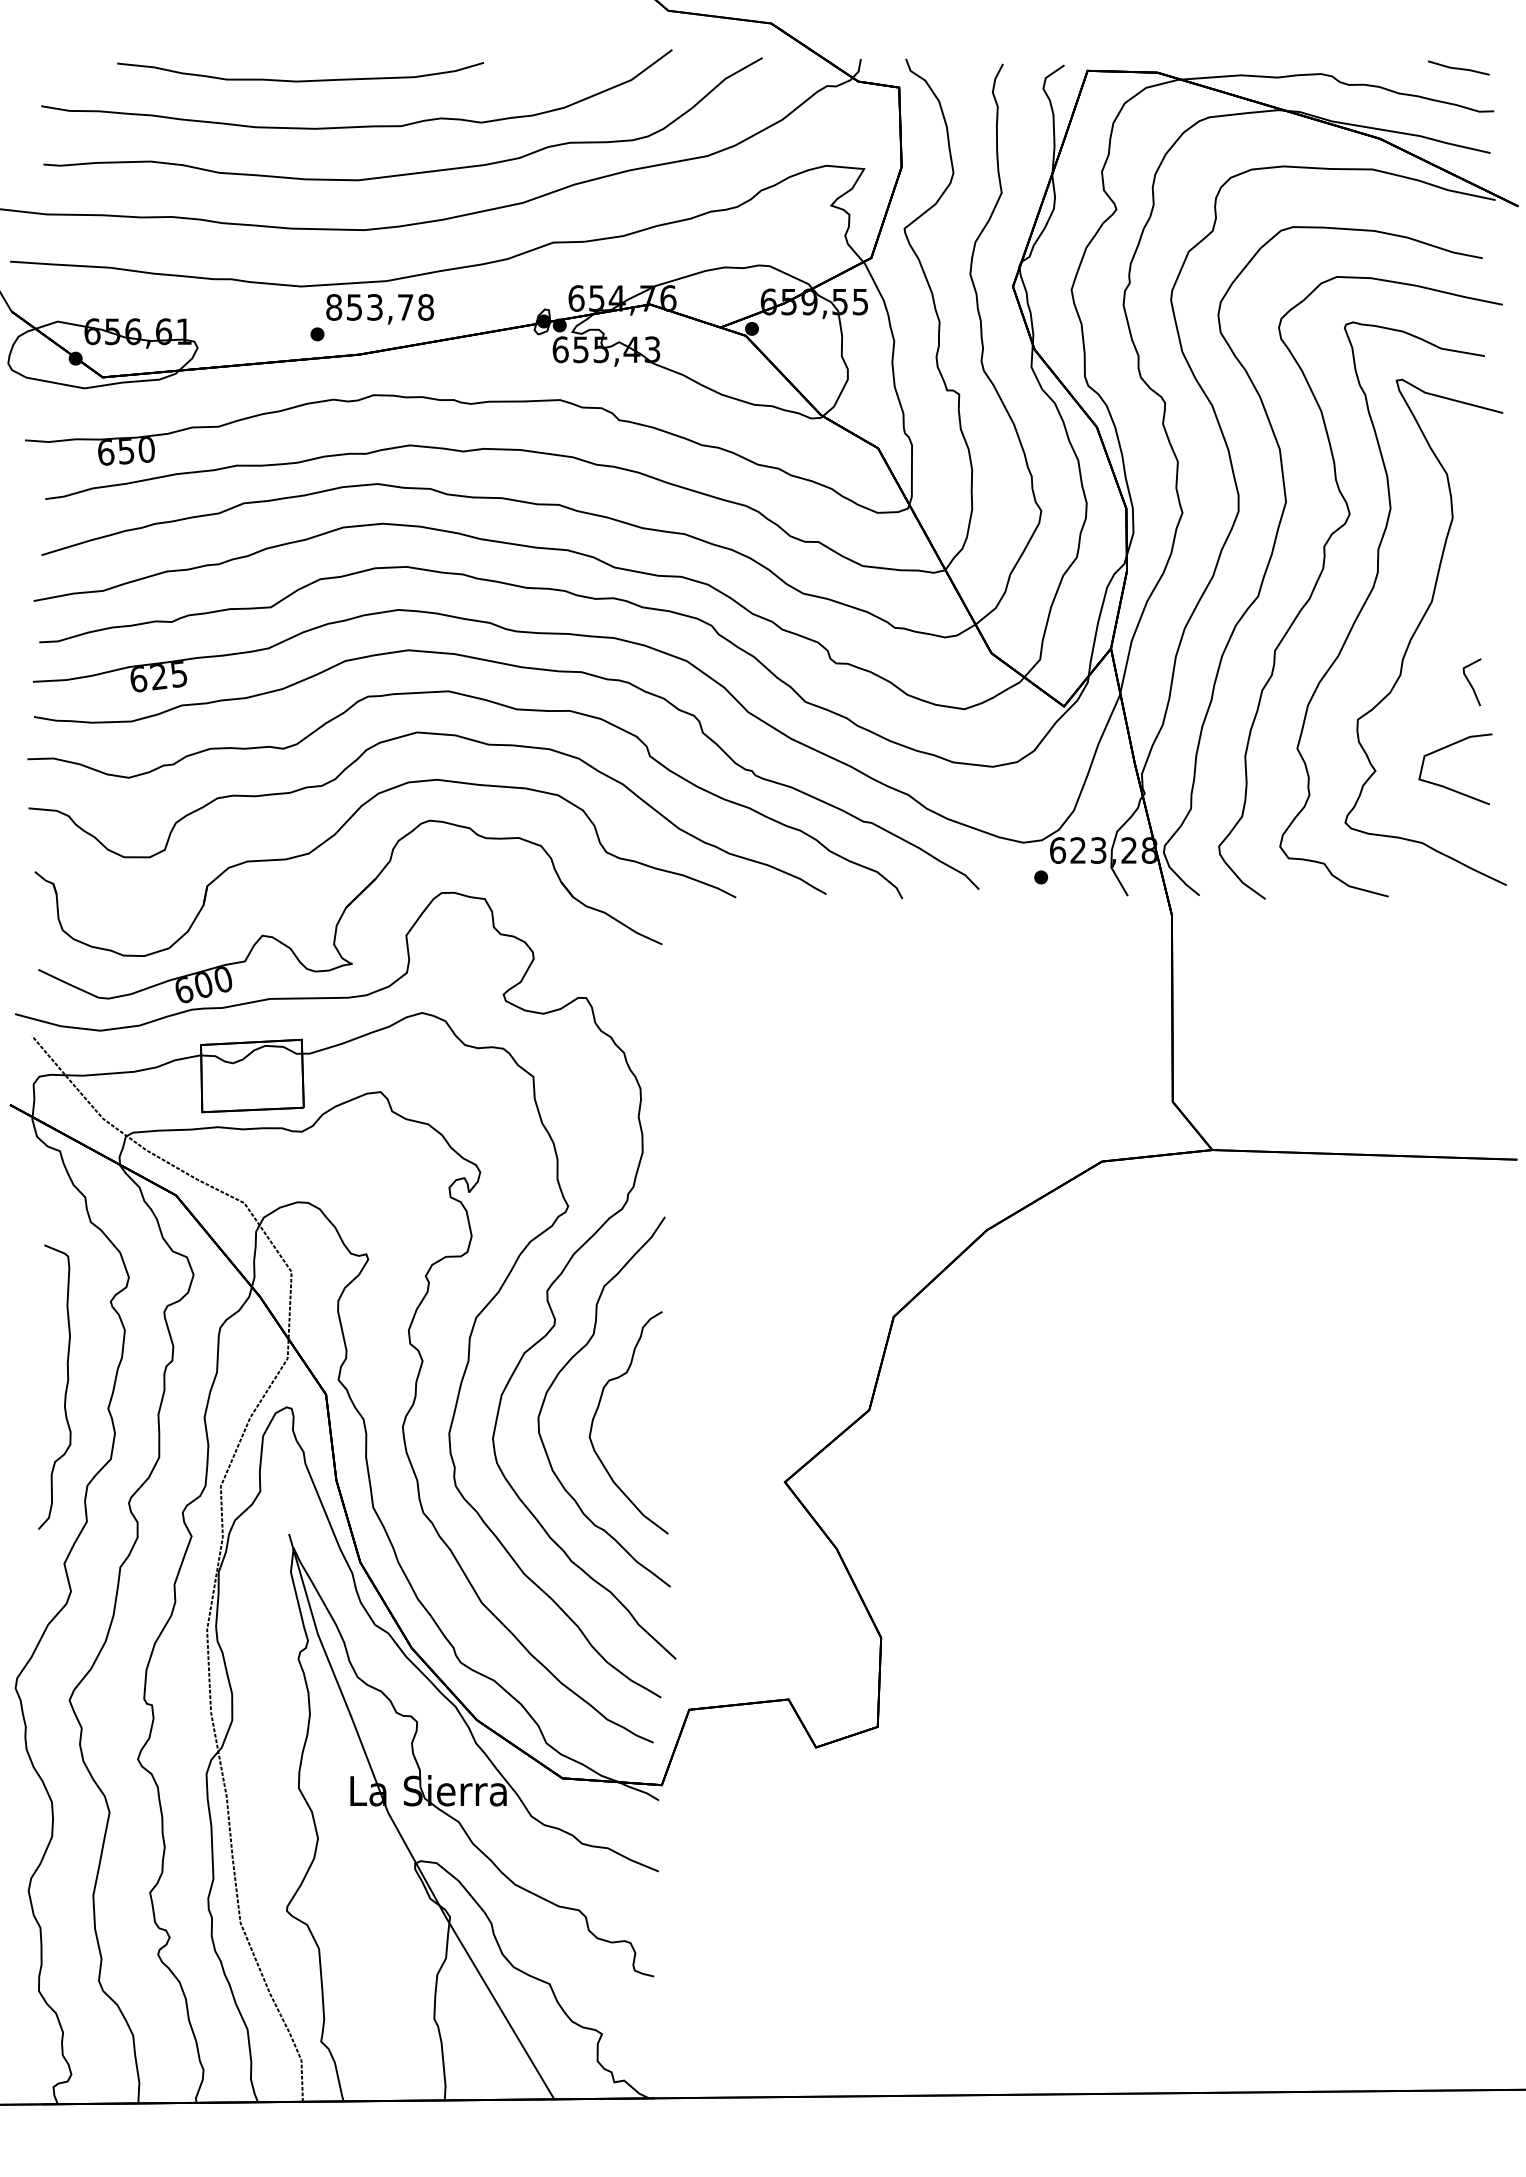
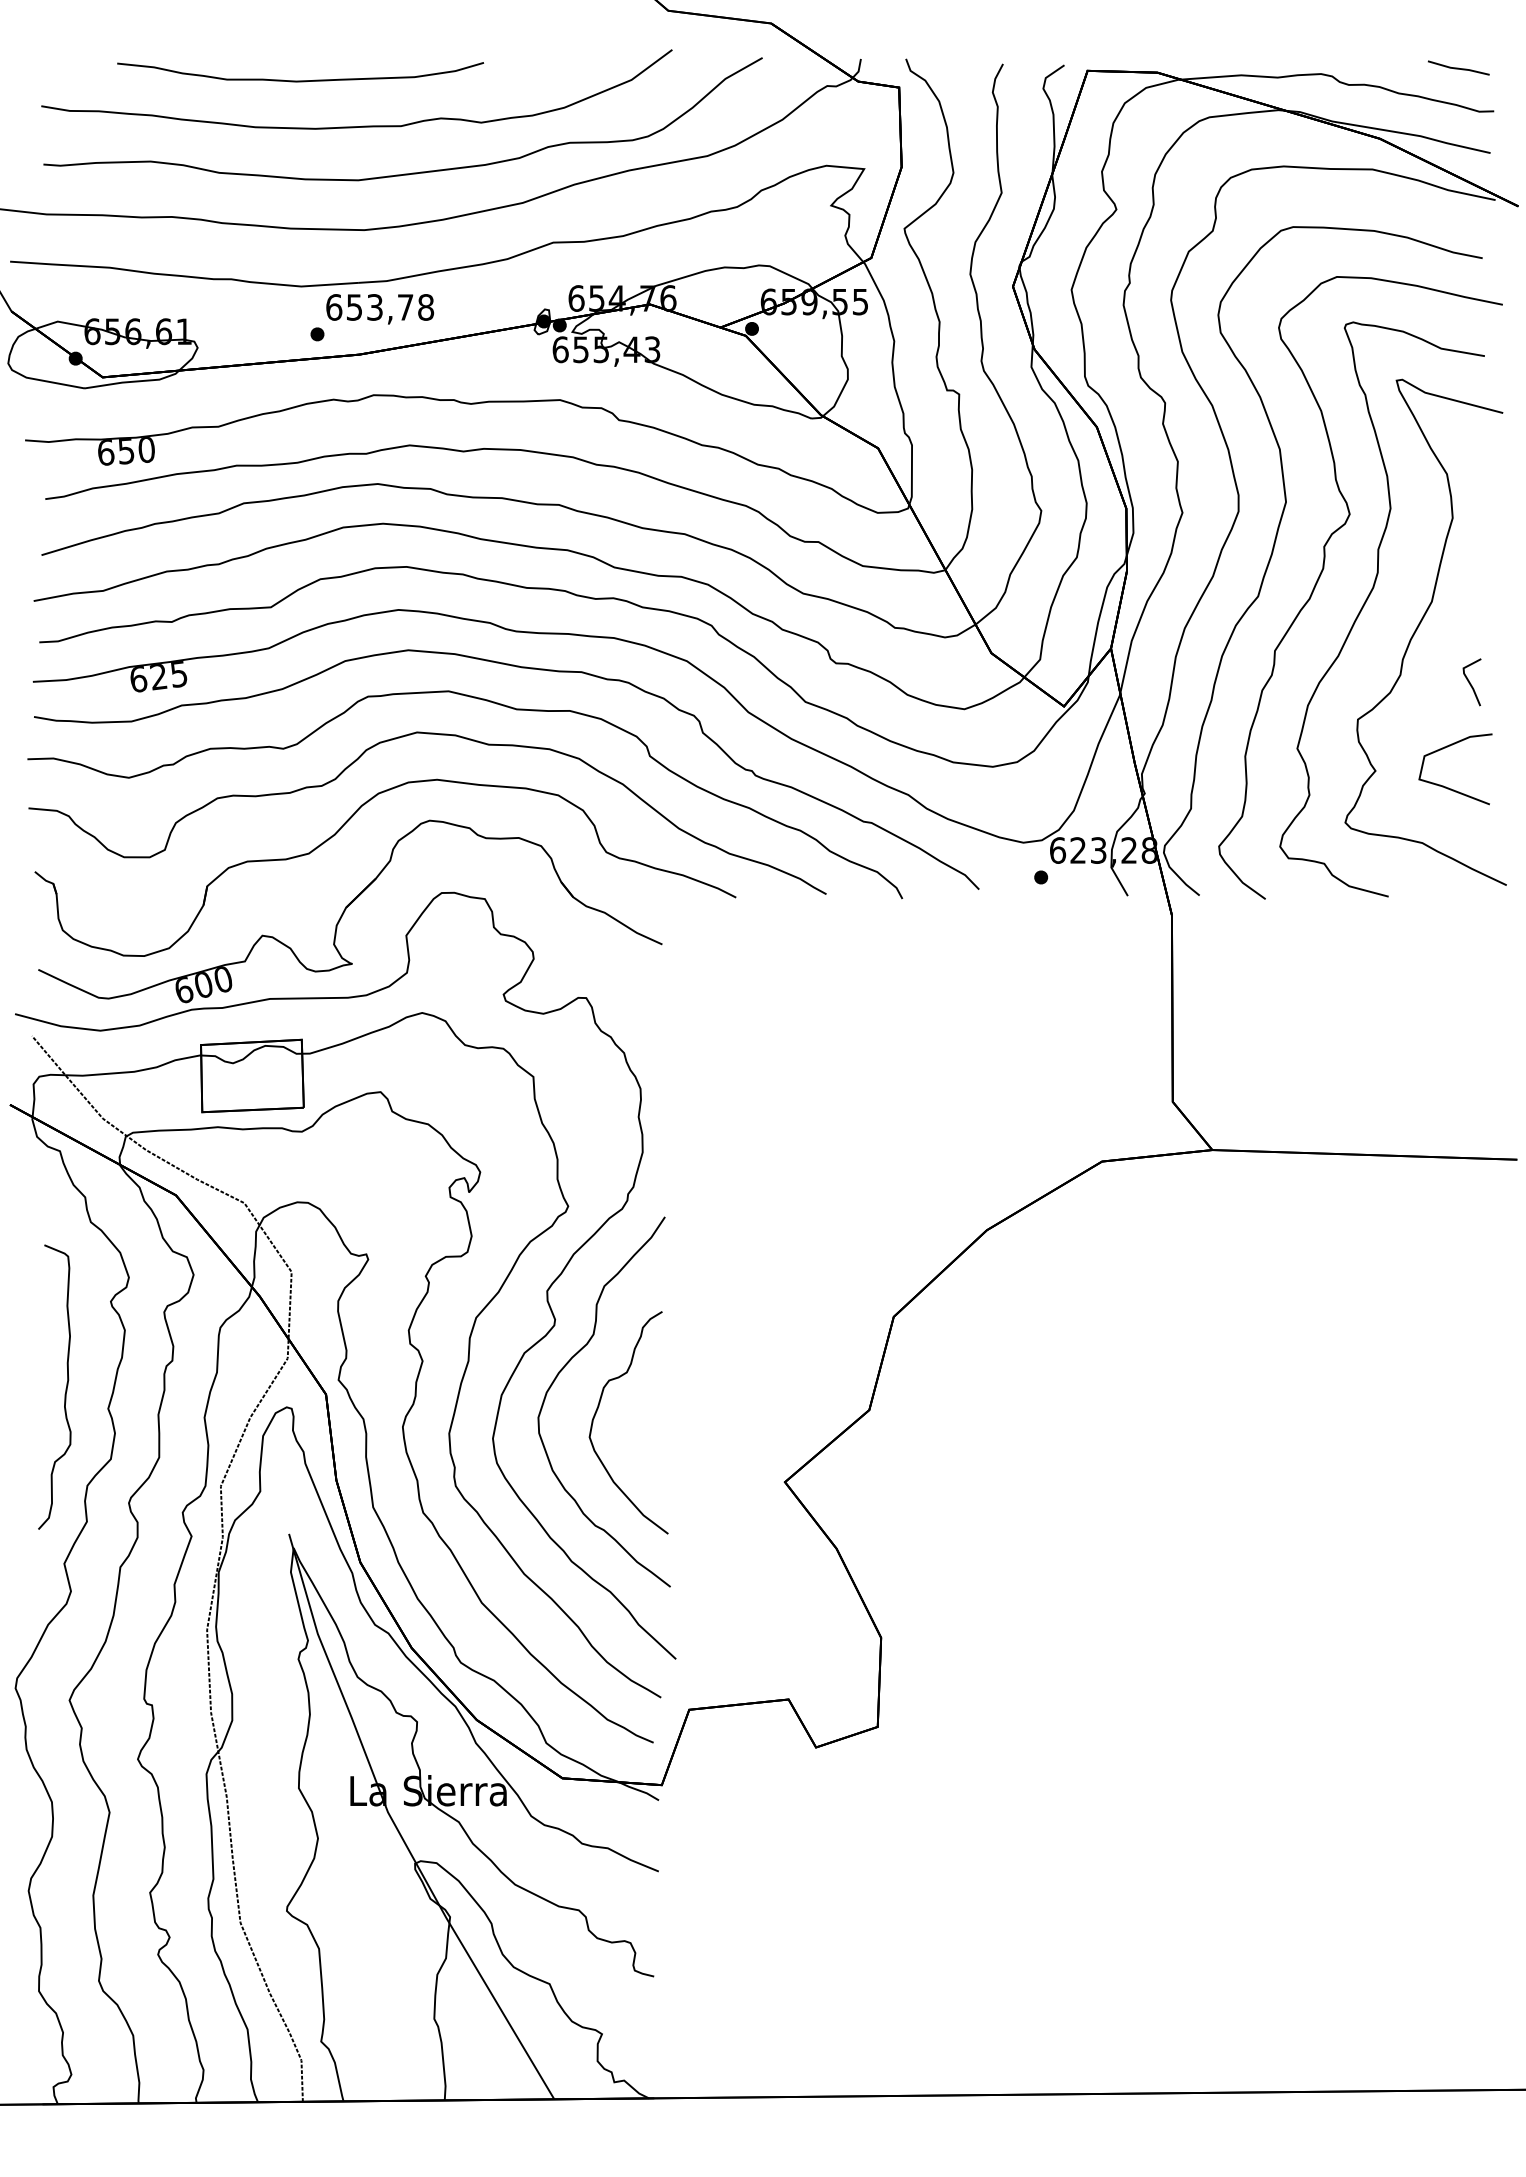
text: 853,78 -> 653,78 (334, 307)
